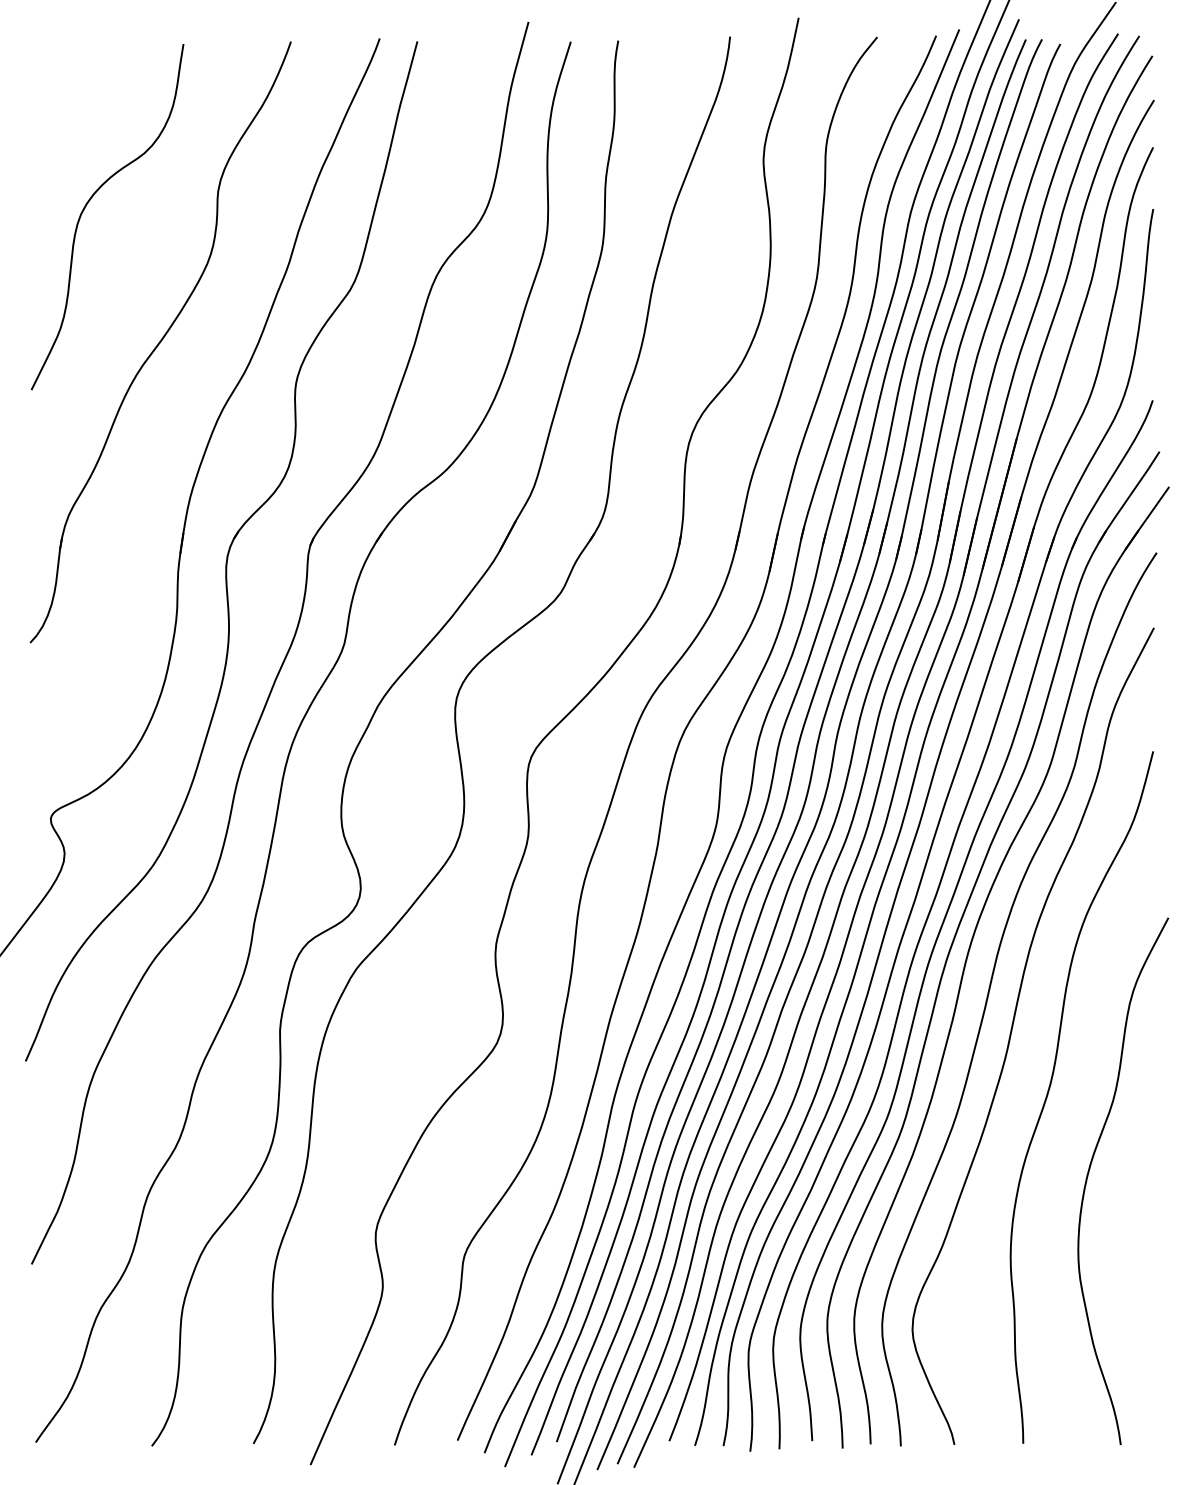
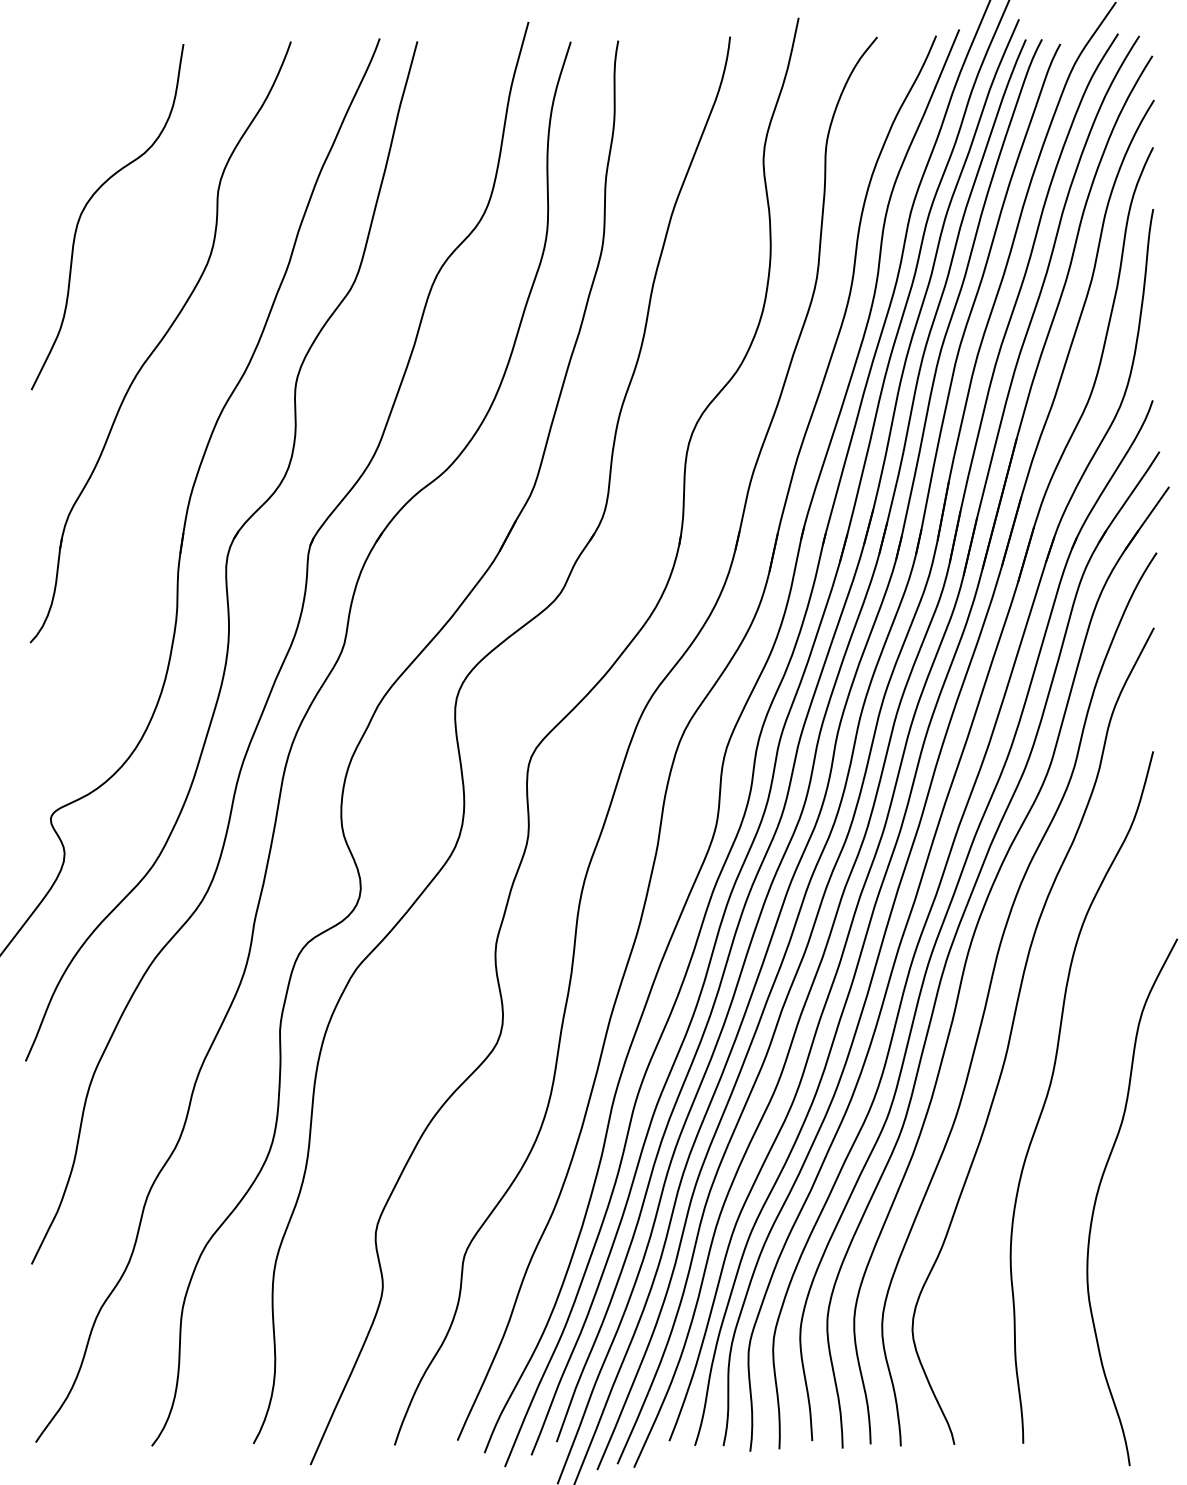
curve position: (1090, 1169) -> (1099, 1190) (1099, 1190)
